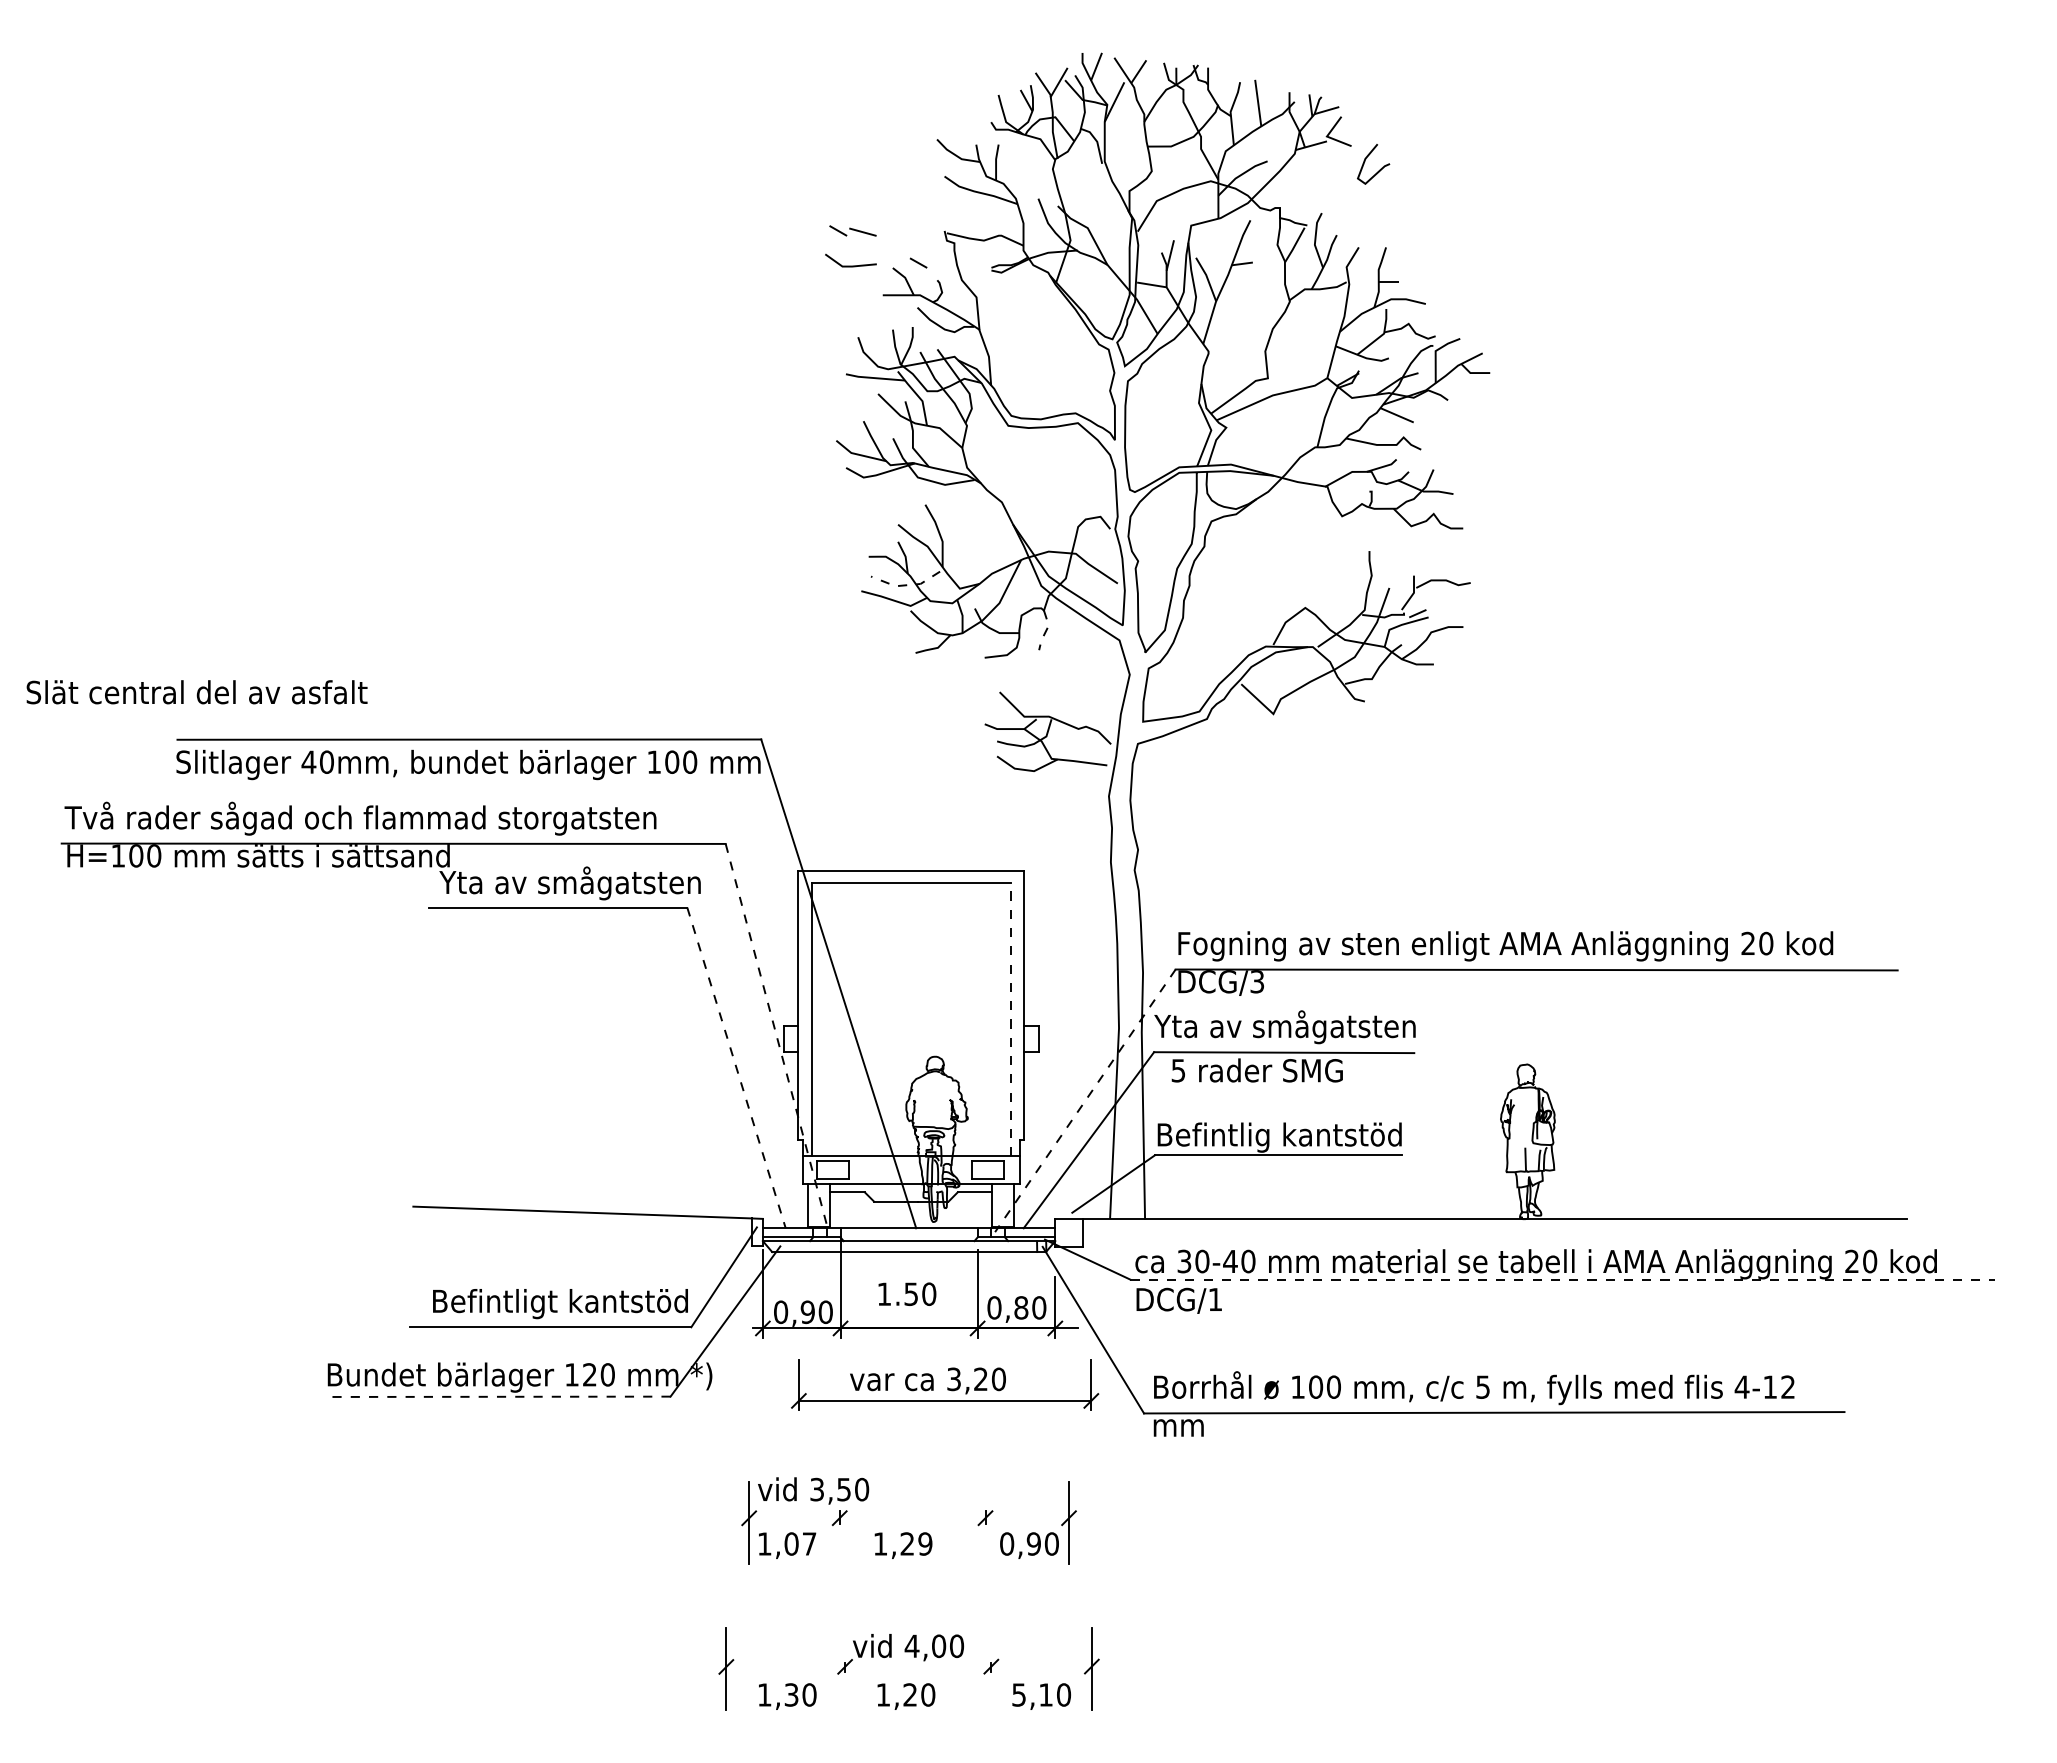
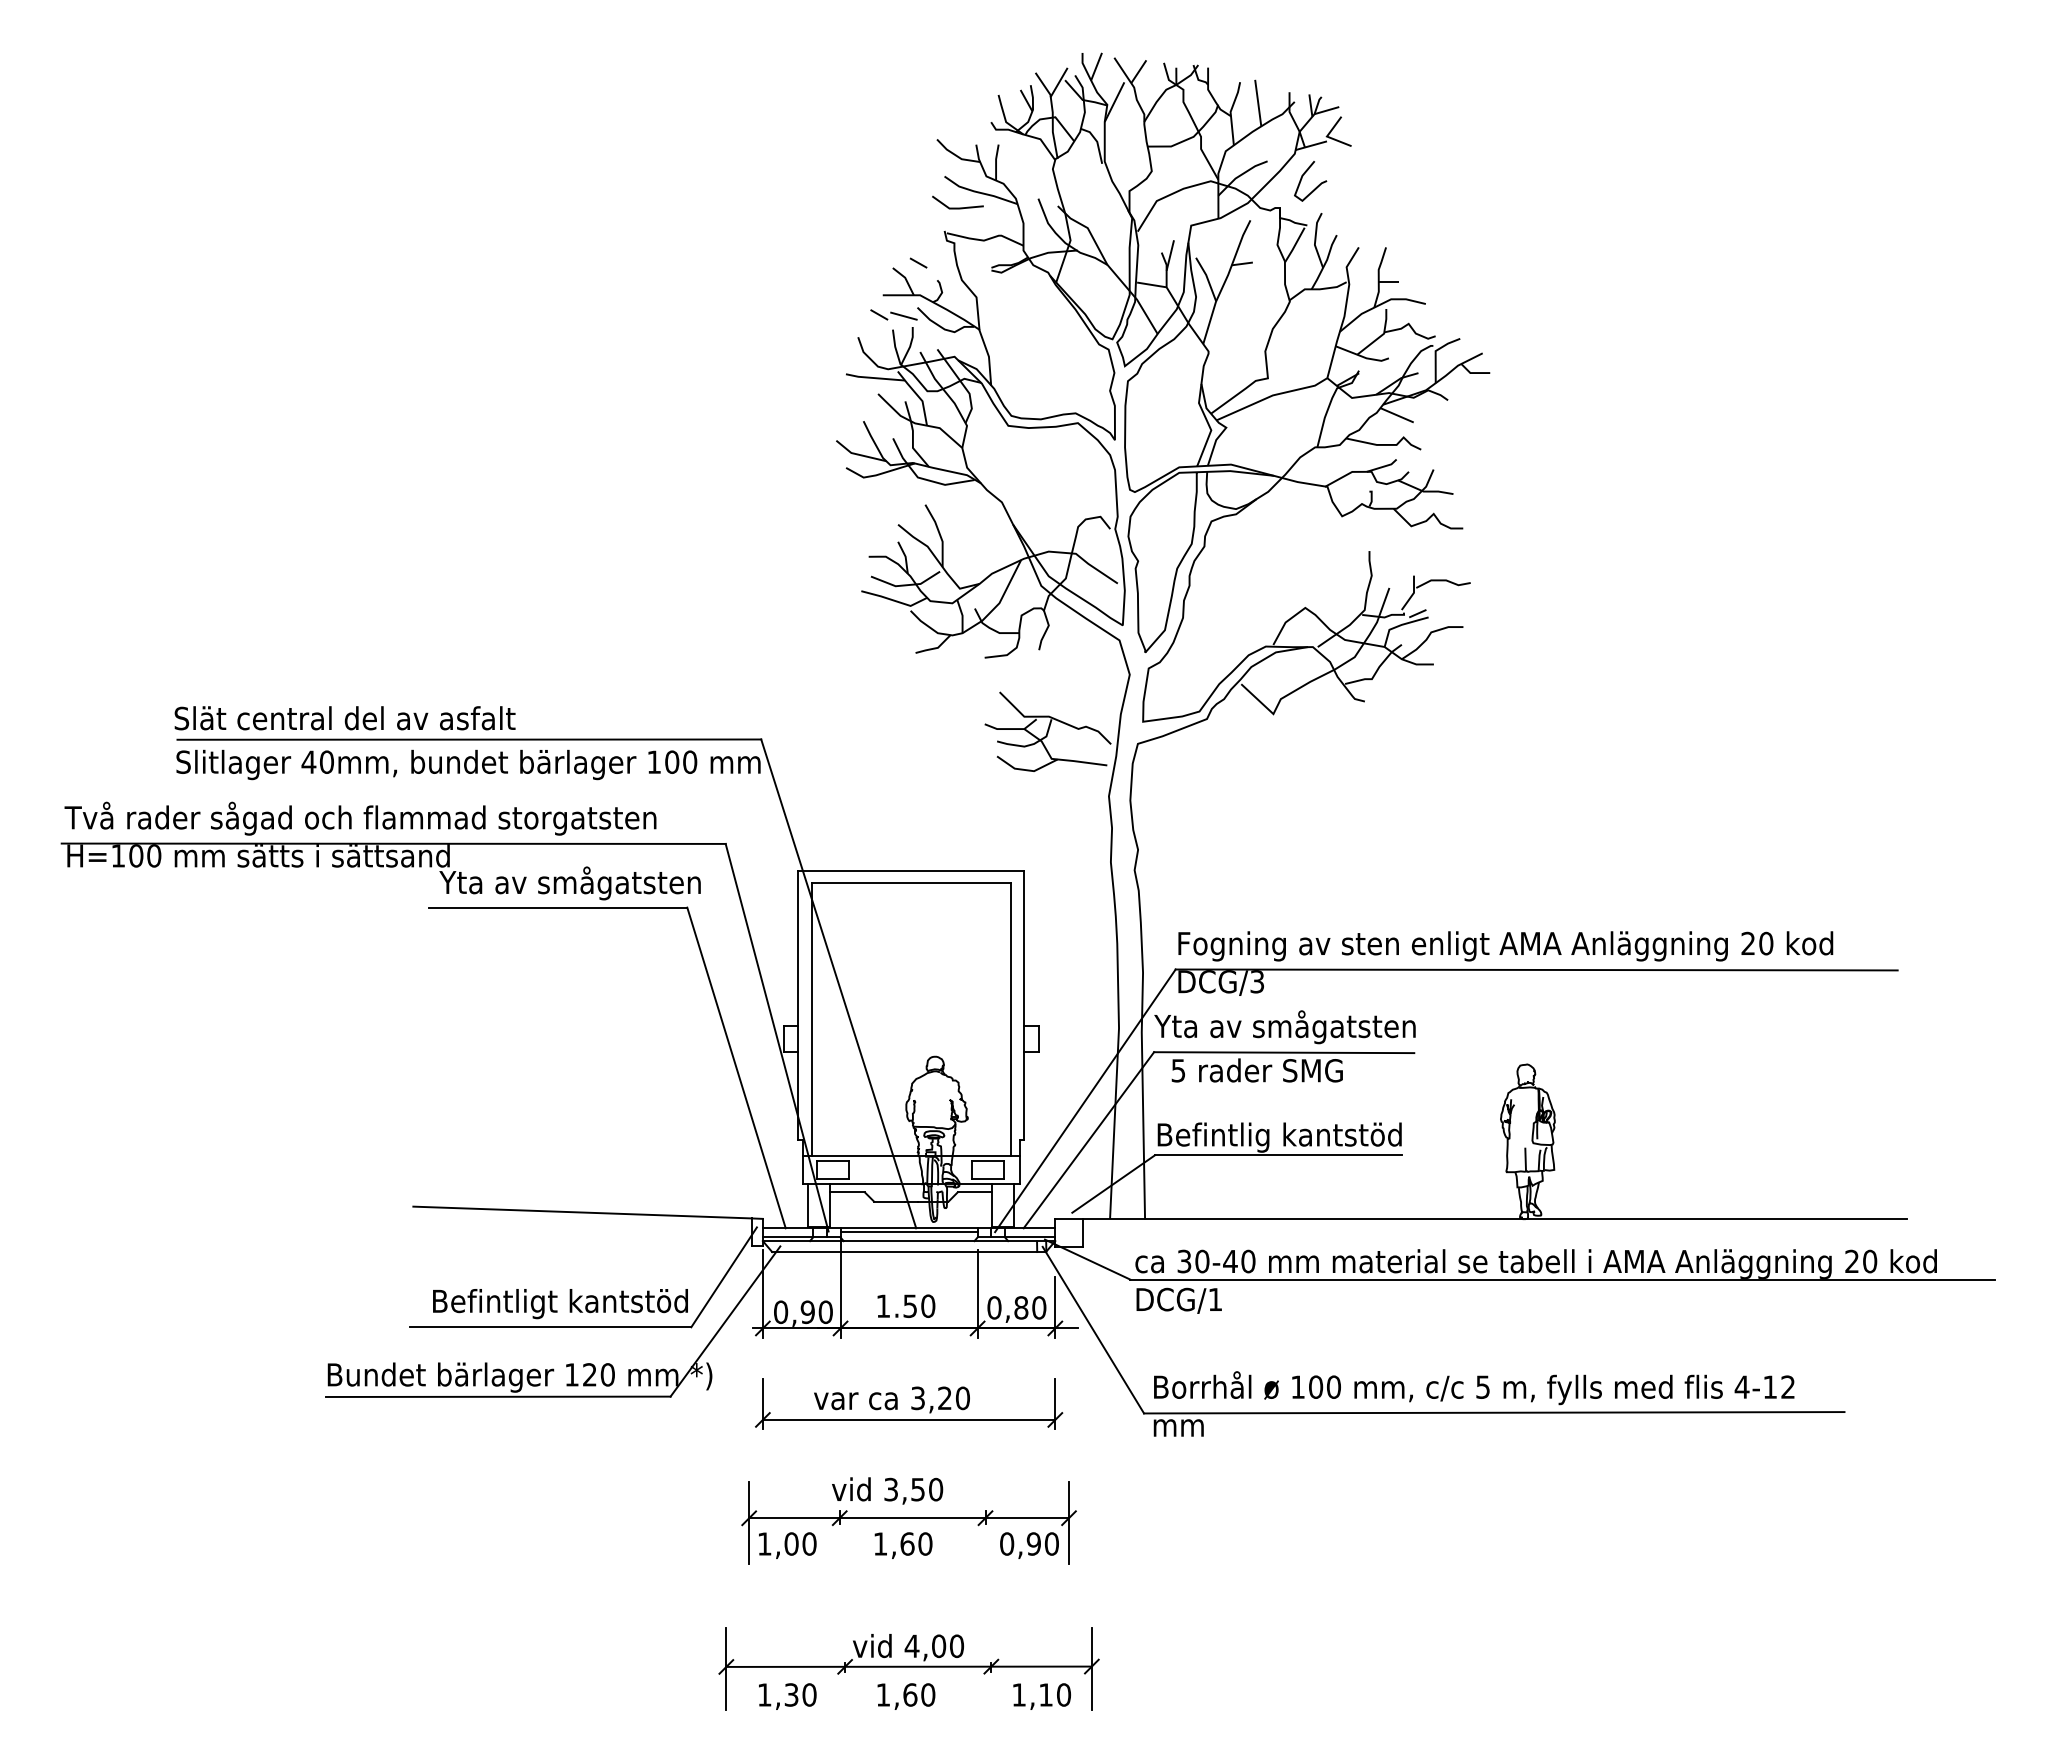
curve position: (1379, 169) -> (1316, 186) (1316, 186)
part position: (852, 230) -> (893, 314) (893, 314)
line position: (850, 265) -> (957, 207) (957, 207)
line: dashed -> solid (906, 585)
line: dashed -> solid (1046, 630)
text position: (196, 692) -> (344, 718) (344, 718)
line: dashed -> solid (1010, 1019)
line: dashed -> solid (777, 1038)
line: dashed -> solid (736, 1067)
line: dashed -> solid (1085, 1101)
line: none -> present (908, 1231)
line: dashed -> solid (1563, 1279)
text position: (907, 1293) -> (906, 1305) (906, 1305)
part position: (945, 1384) -> (909, 1403) (909, 1403)
line: dashed -> solid (497, 1396)
text position: (813, 1490) -> (887, 1490) (887, 1490)
line: none -> present (909, 1518)
text: 1,07 -> 1,00 (809, 1543)
text: 1,29 -> 1,60 (916, 1543)
line: none -> present (908, 1666)
text: 1,20 -> 1,60 (910, 1694)
text: 5,10 -> 1,10 (1018, 1694)
